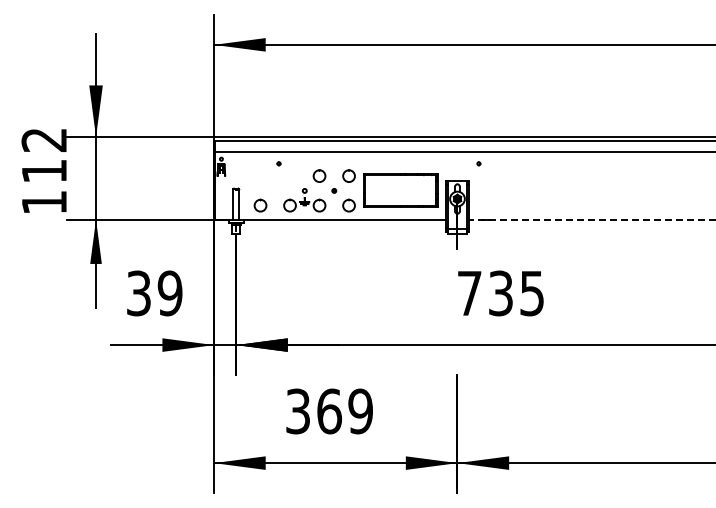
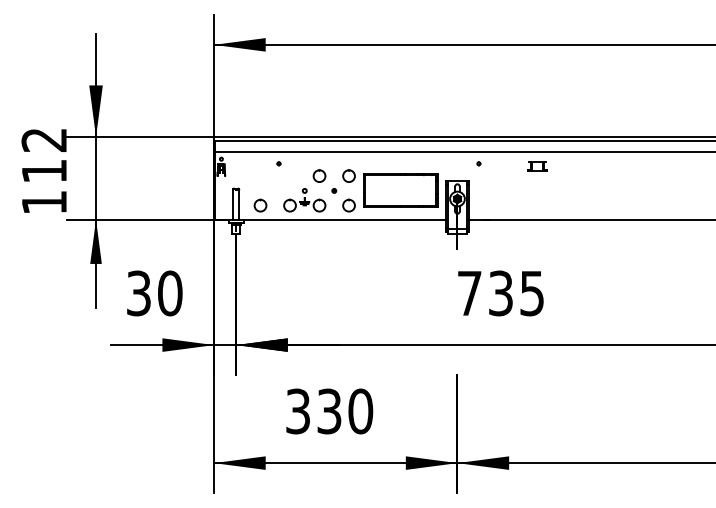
part: none -> present (537, 166)
line: dashed -> solid (591, 219)
text: 39 -> 30 (169, 293)
text: 369 -> 330 (345, 411)
